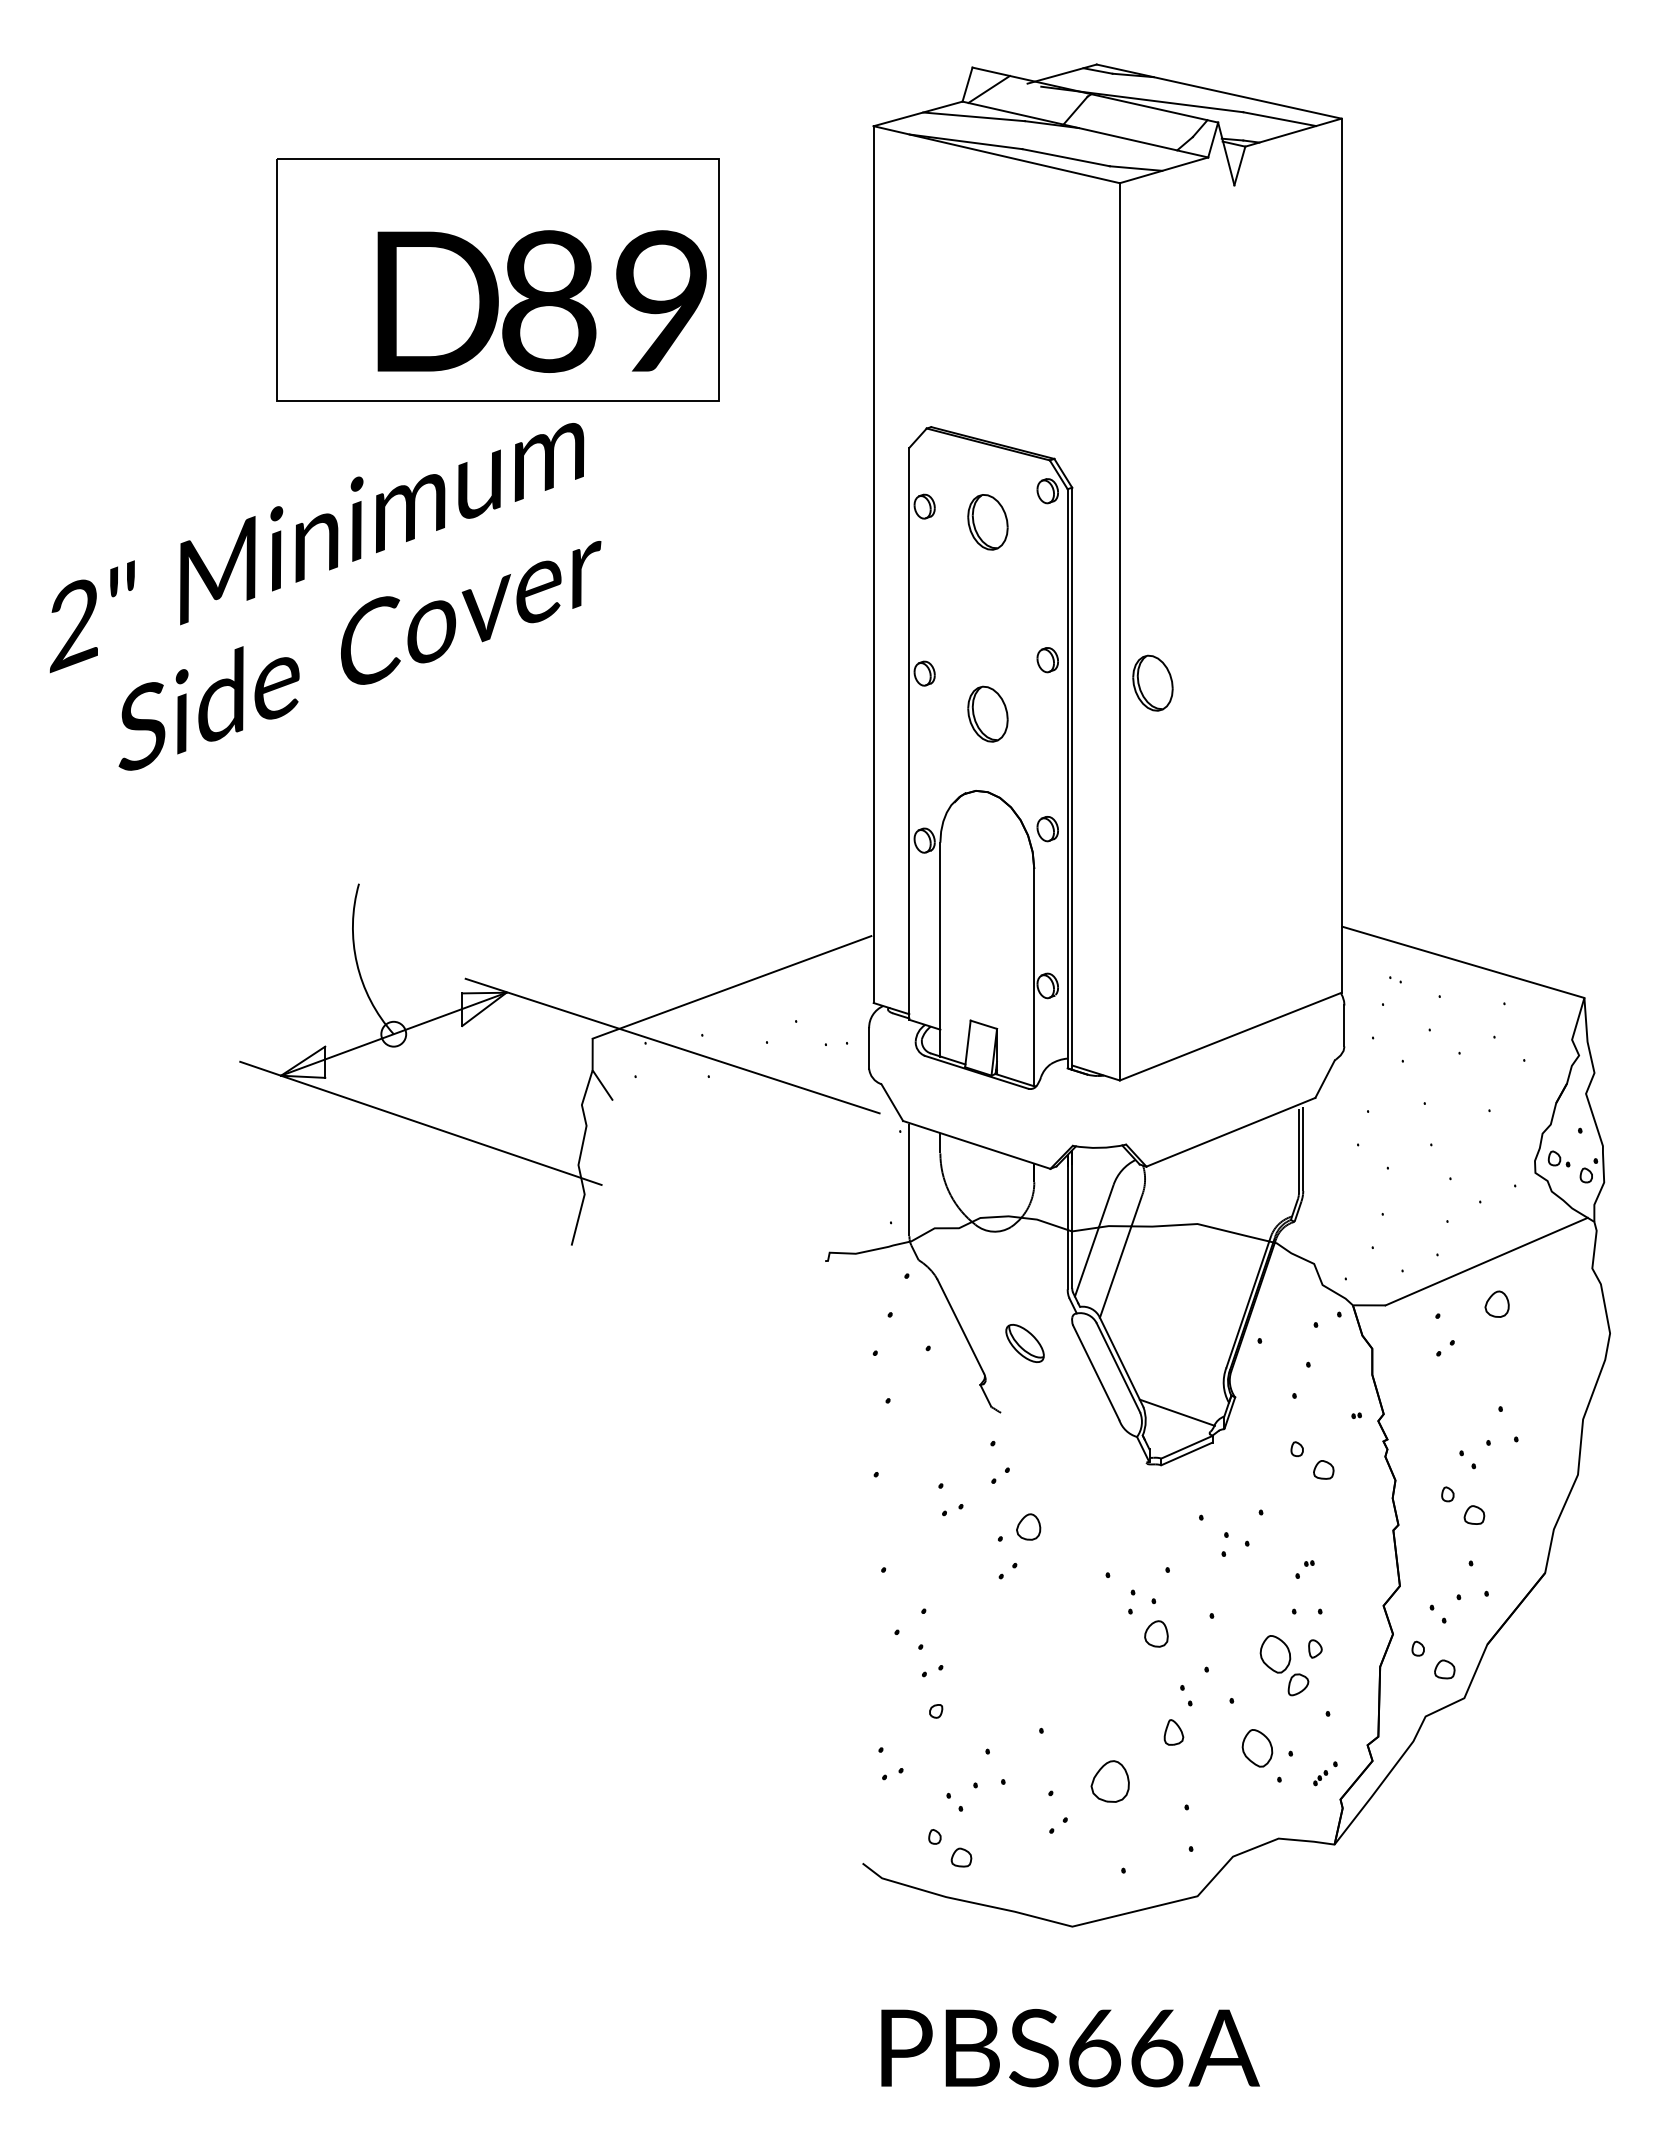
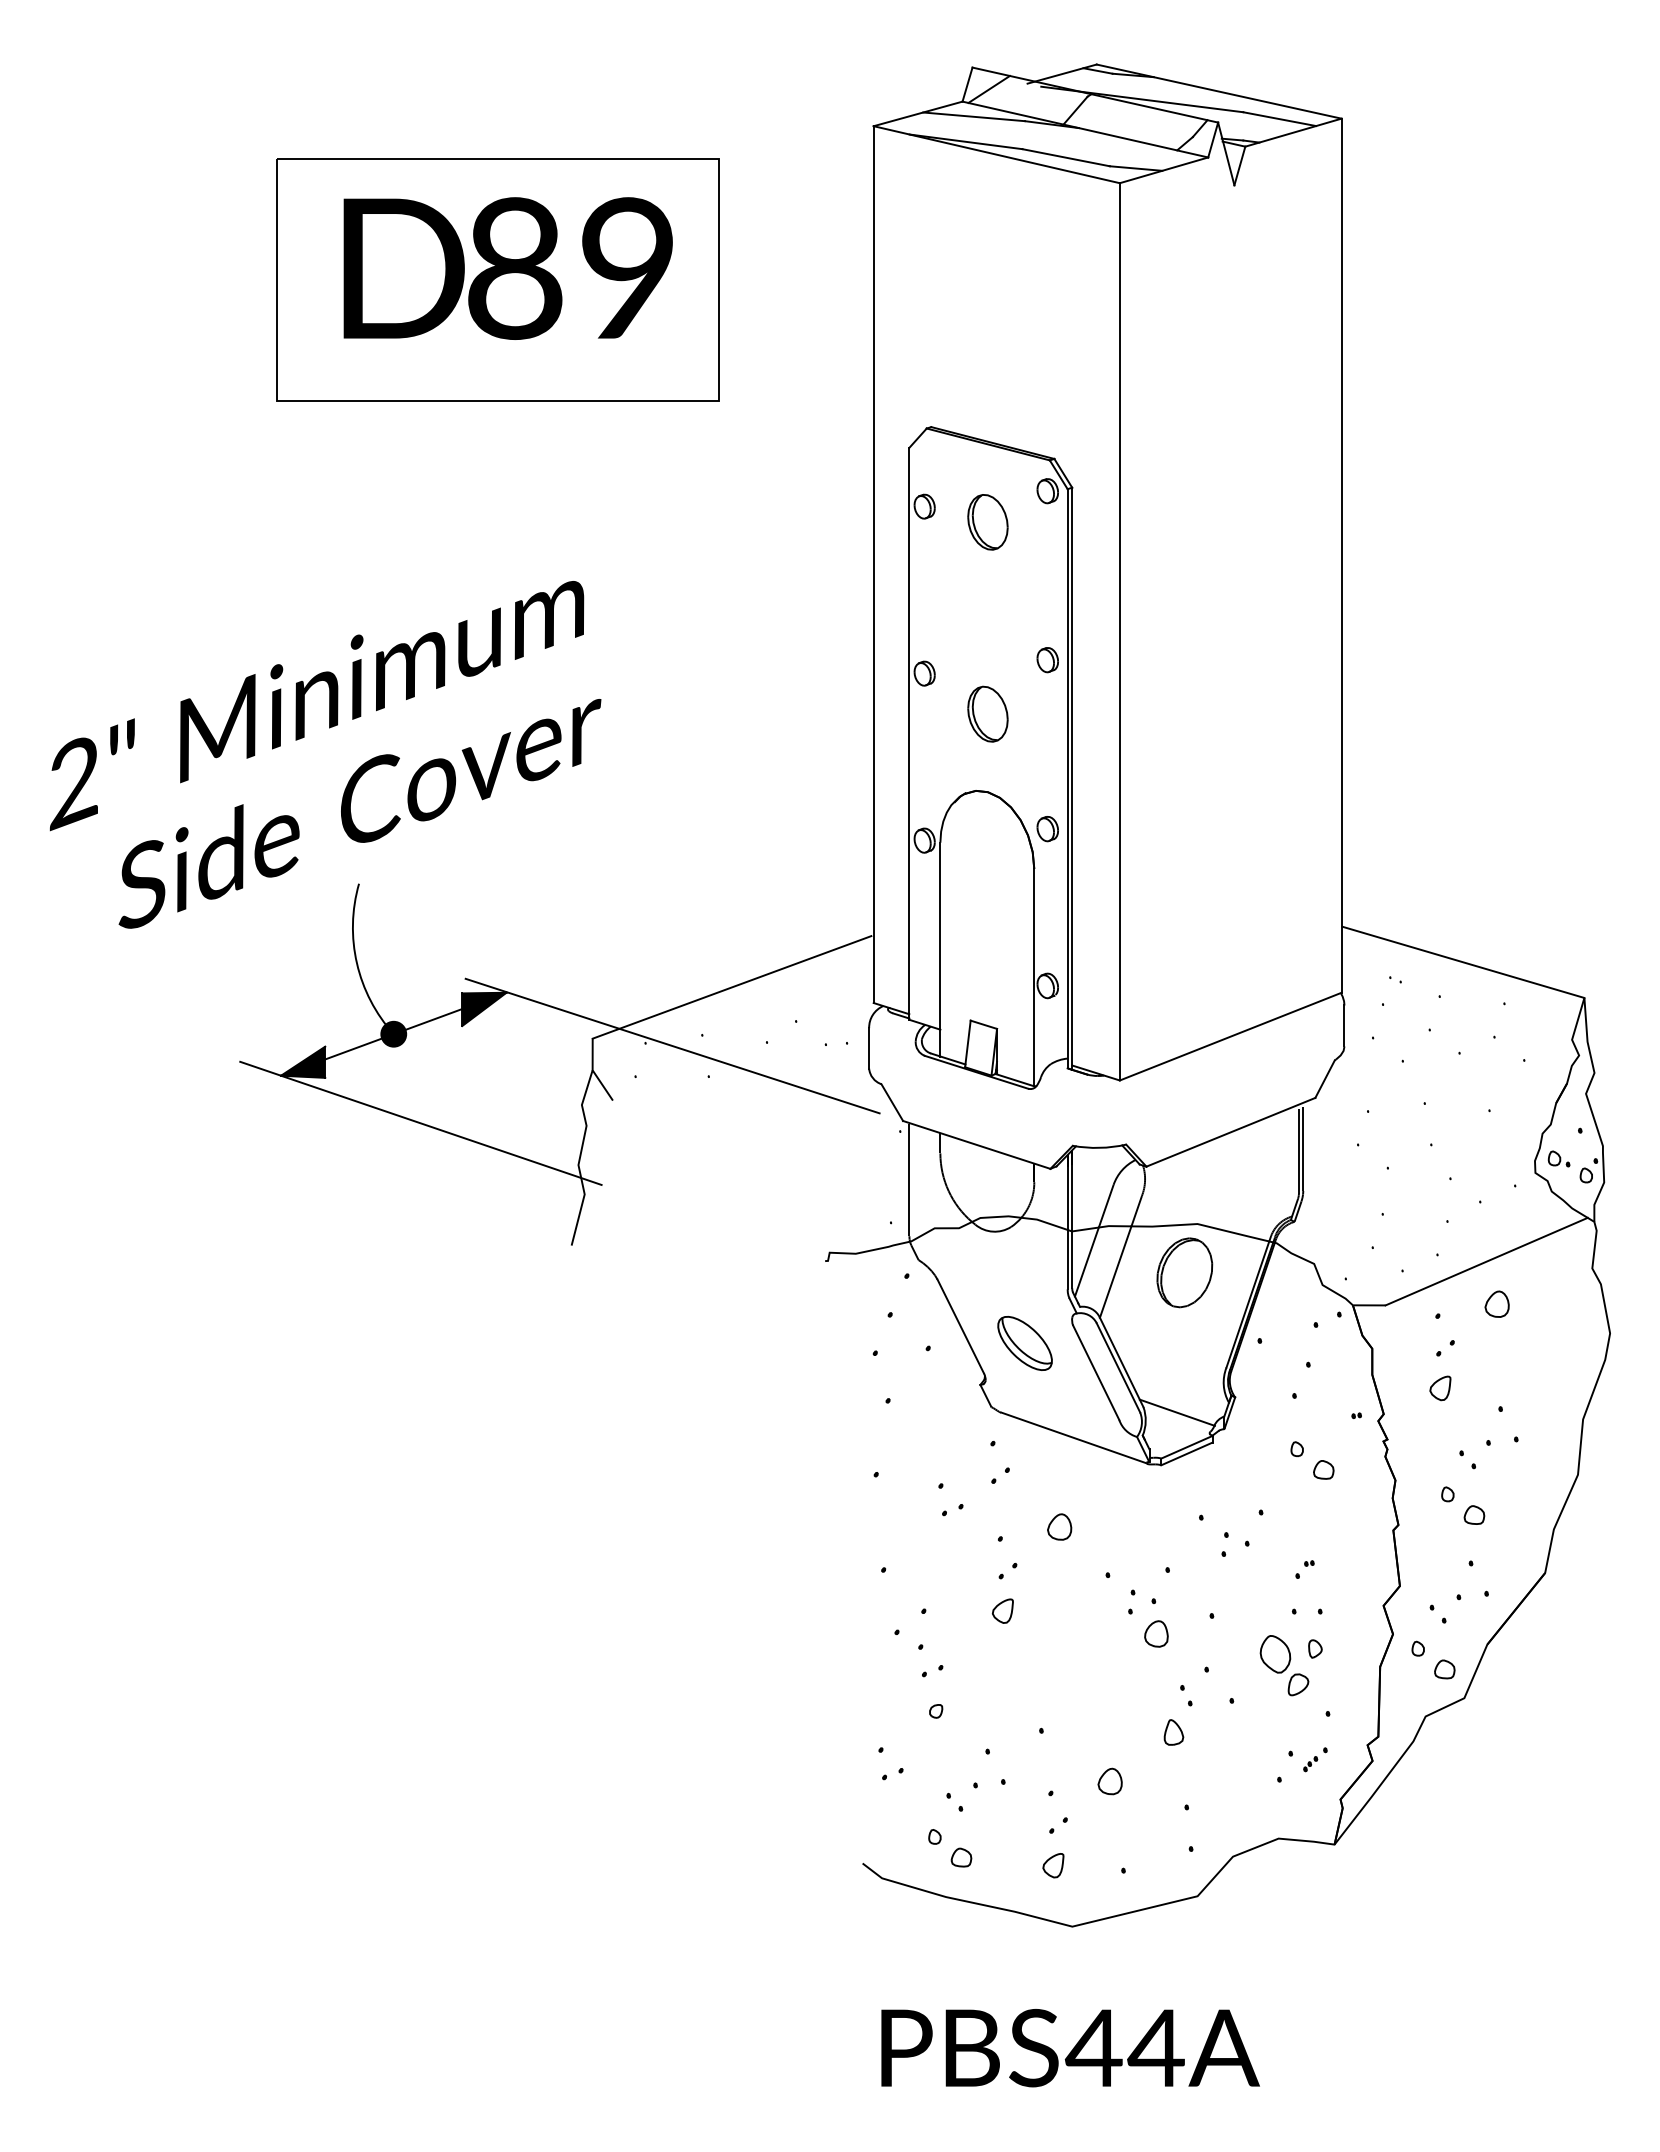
text position: (541, 301) -> (507, 268) (507, 268)
text position: (325, 596) -> (325, 754) (325, 754)
part: present -> none (1152, 682)
fill: none -> present (484, 1009)
fill: none -> present (393, 1033)
fill: none -> present (303, 1061)
part: none -> present (1184, 1272)
part size: 40x39 px -> 56x55 px (1024, 1343)
part: none -> present (1440, 1388)
line: none -> present (1074, 1437)
part position: (1028, 1526) -> (1059, 1526) (1059, 1526)
part: none -> present (1002, 1610)
part: present -> none (1257, 1748)
part position: (1325, 1773) -> (1315, 1759) (1315, 1759)
part size: 40x43 px -> 26x29 px (1109, 1781)
part: none -> present (1053, 1865)
text: PBS66A -> PBS44A (1124, 2048)
